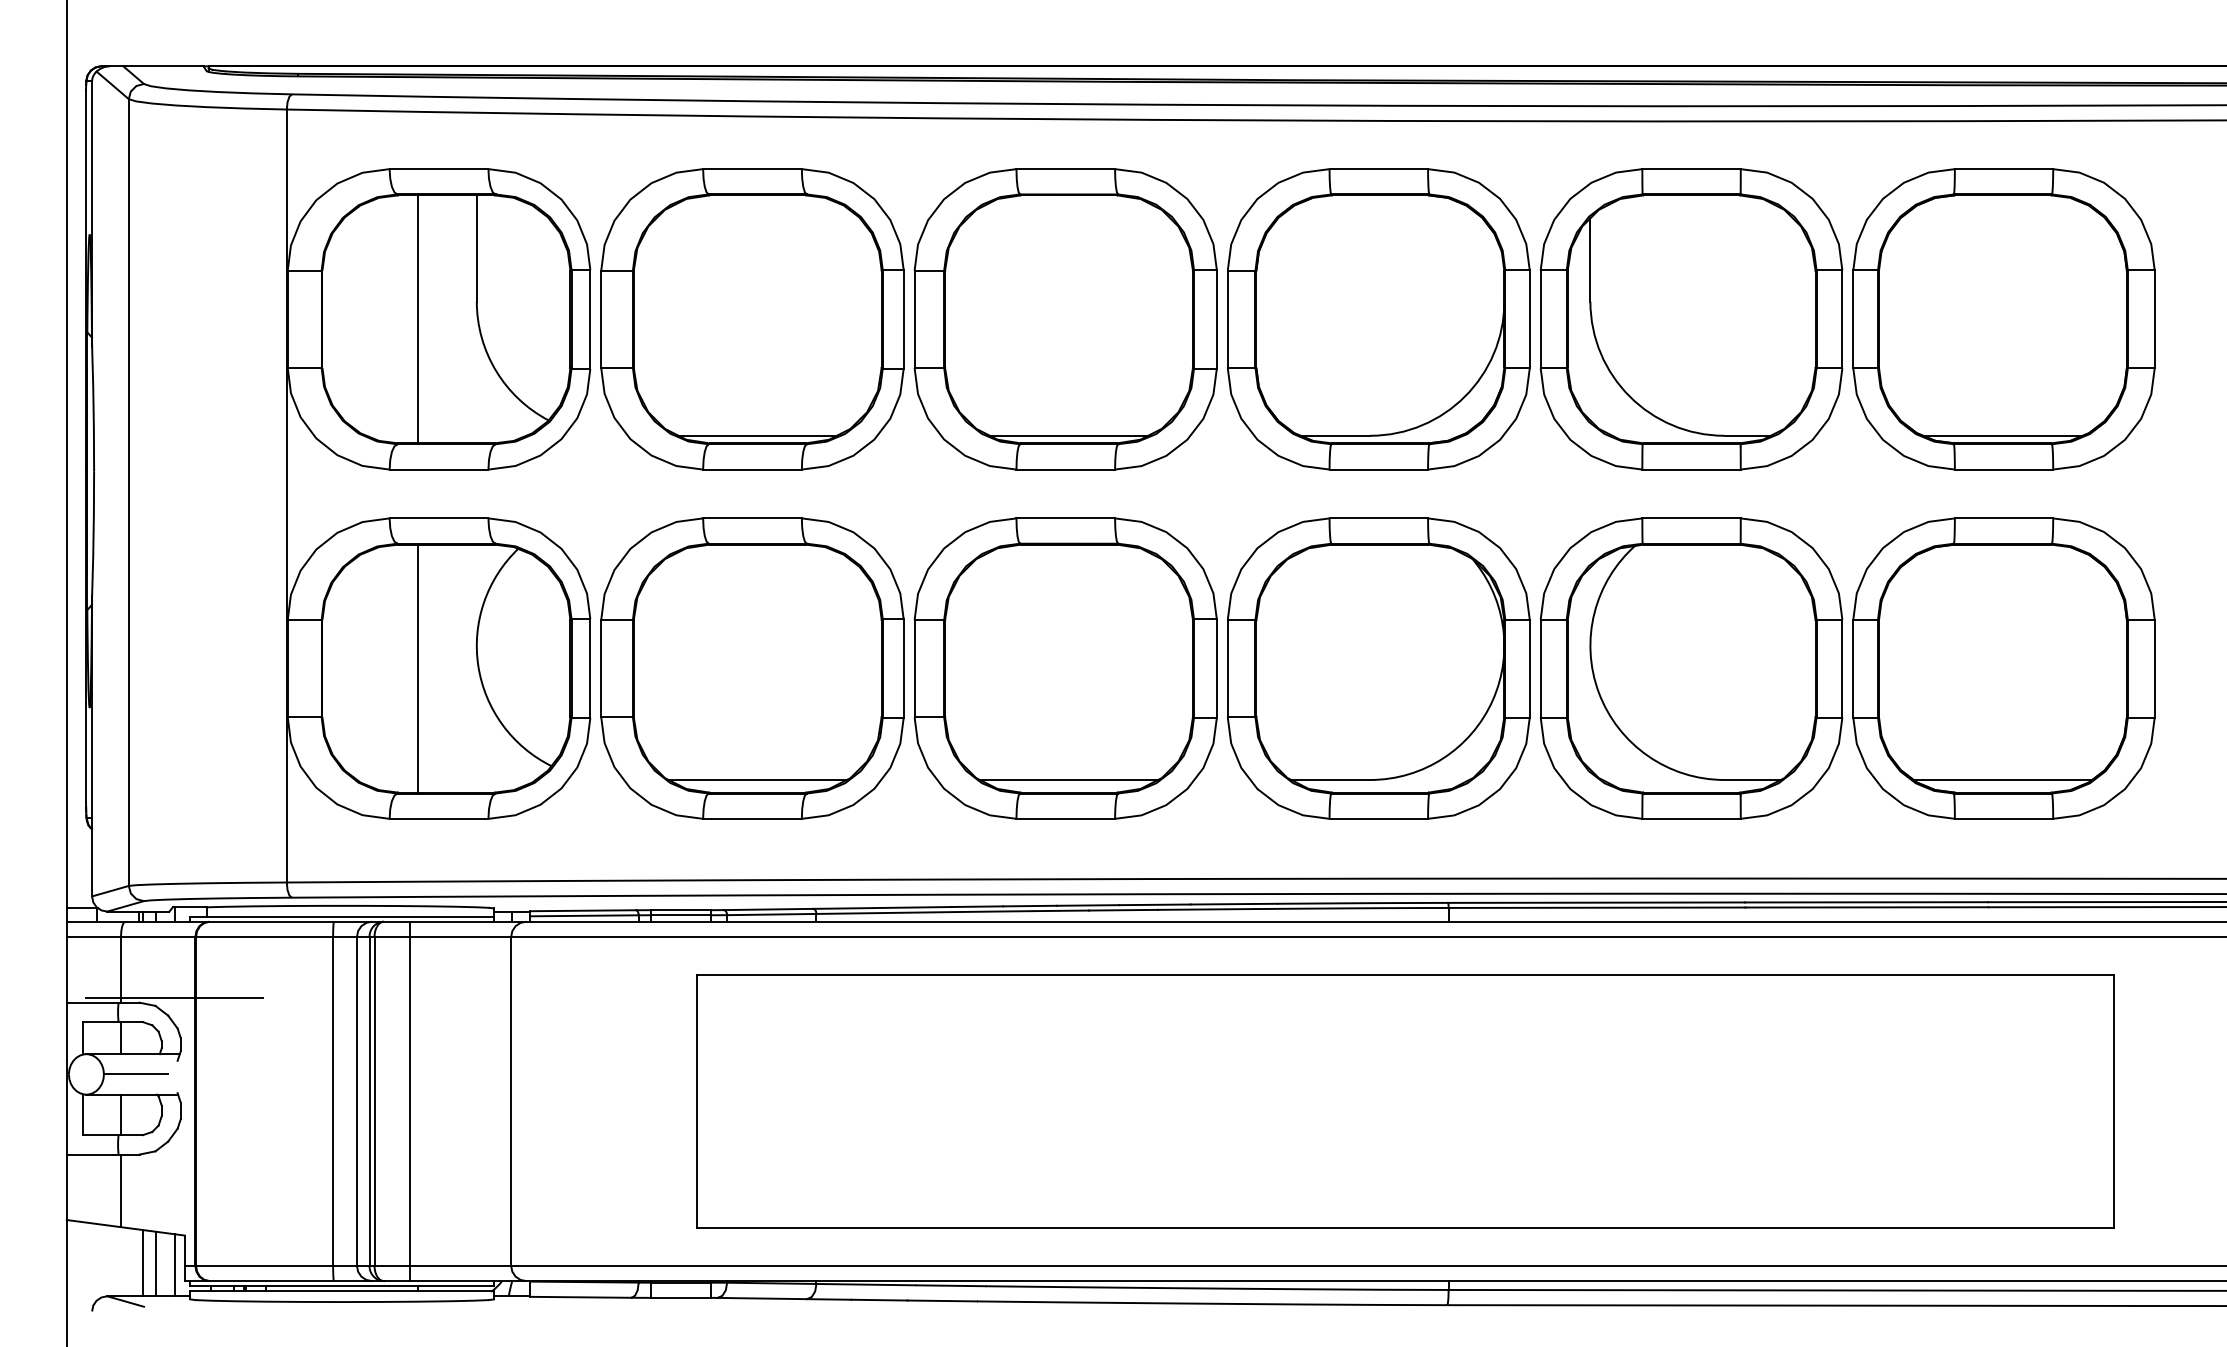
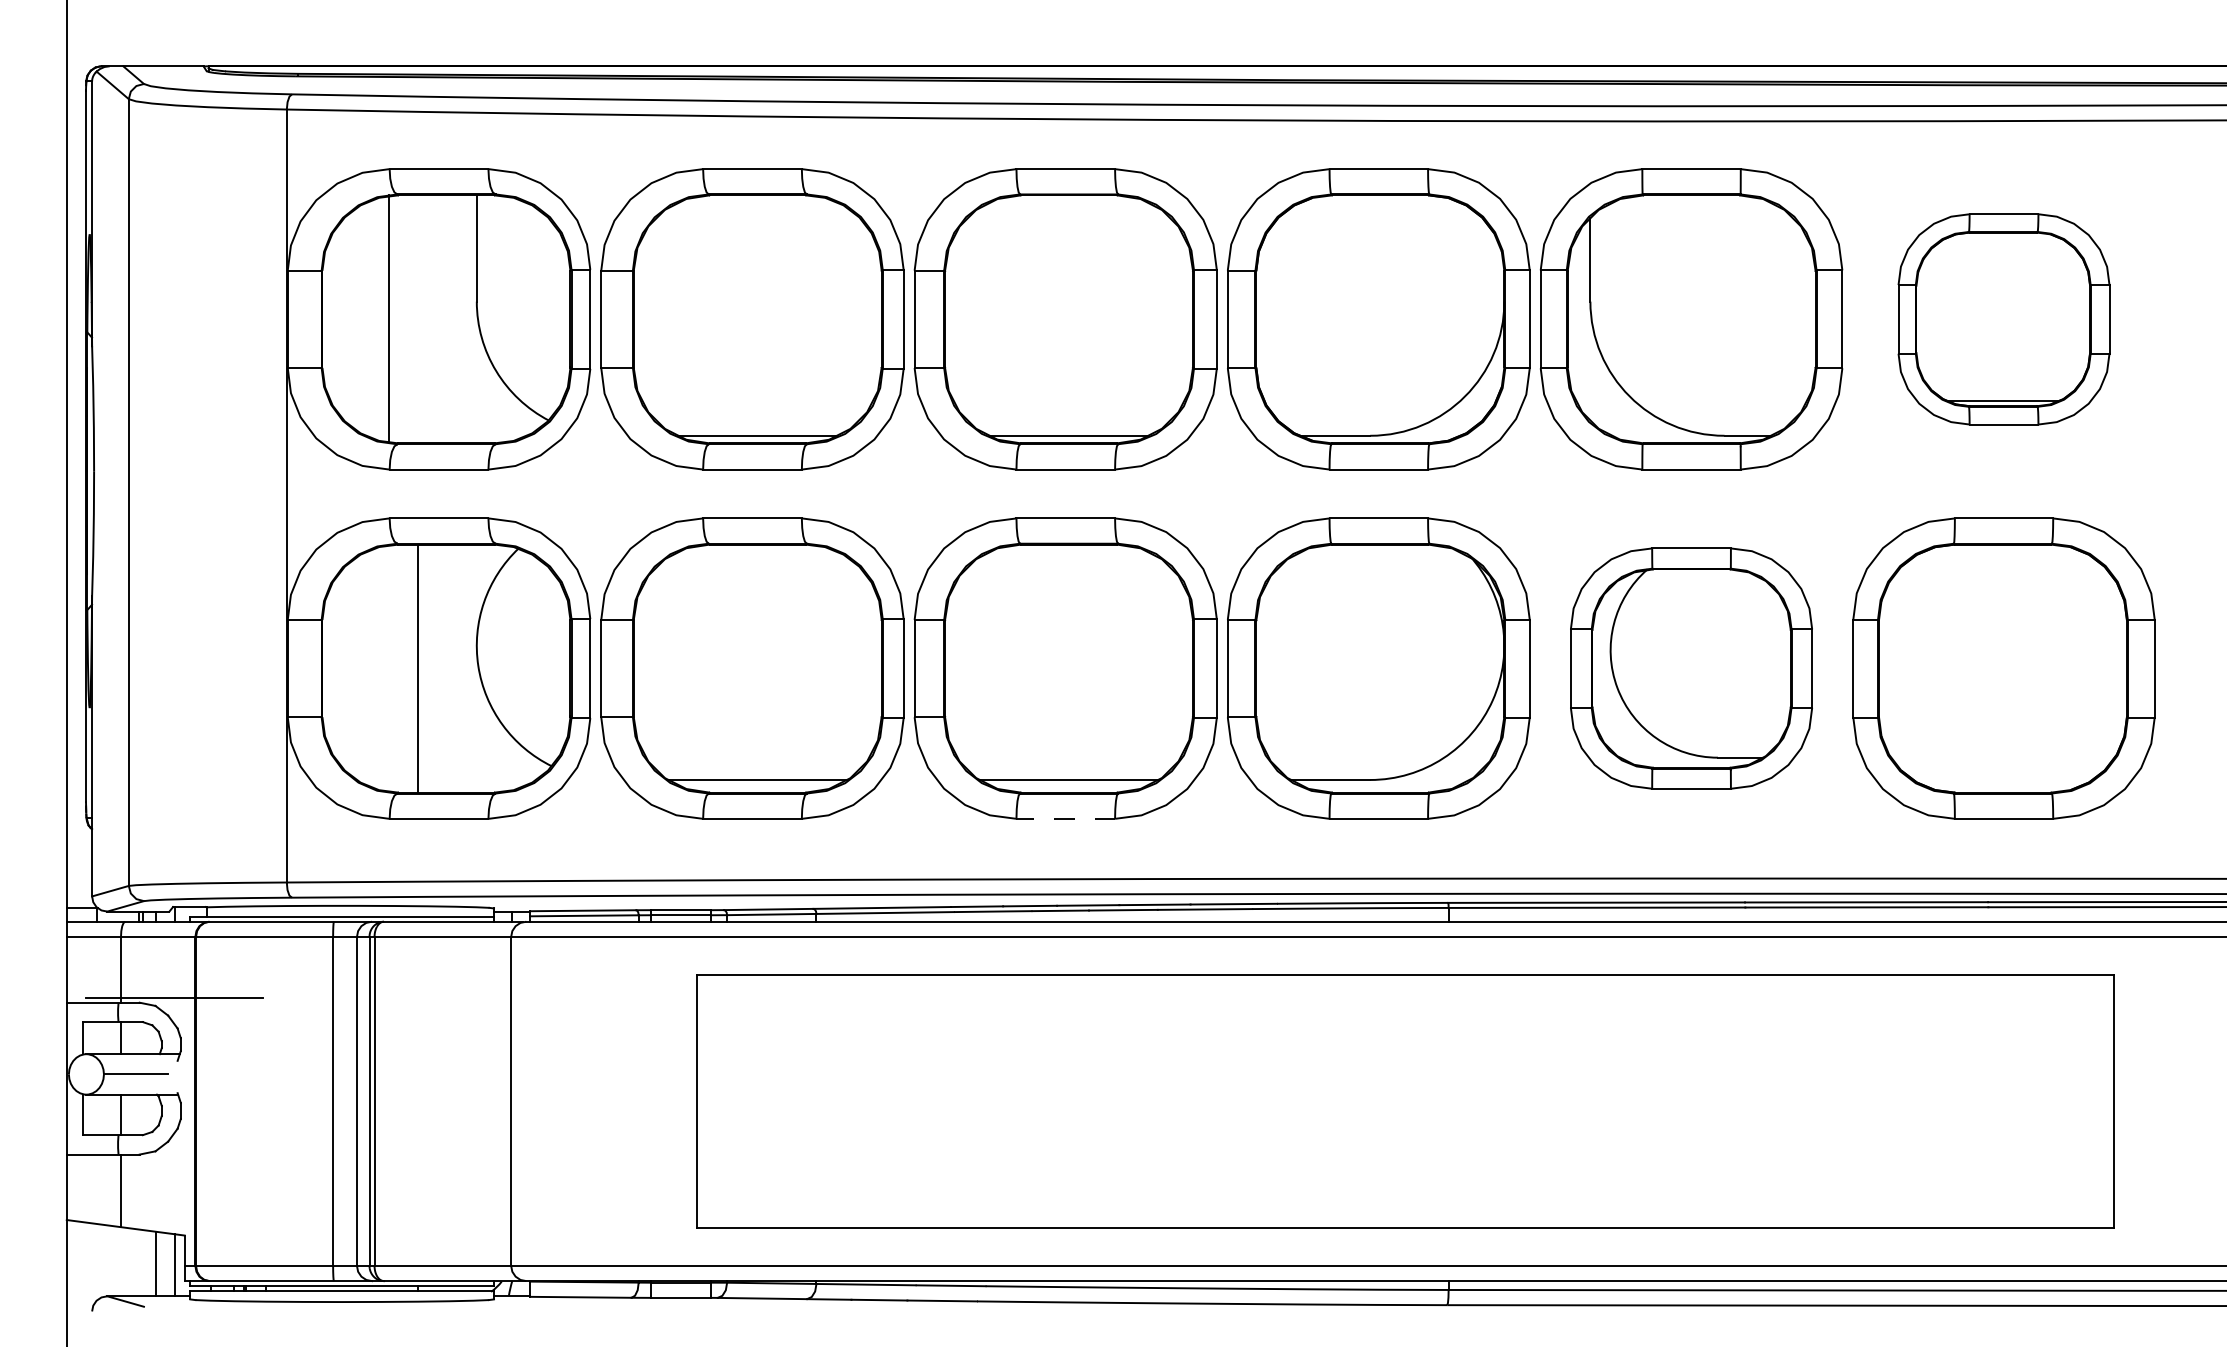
line position: (418, 319) -> (389, 319) (389, 319)
part size: 304x303 px -> 214x213 px (2003, 319)
part size: 305x303 px -> 243x243 px (1691, 668)
line: present -> none (2002, 779)
line: solid -> dashed (1065, 818)
line: present -> none (409, 1101)
line: present -> none (142, 1263)
